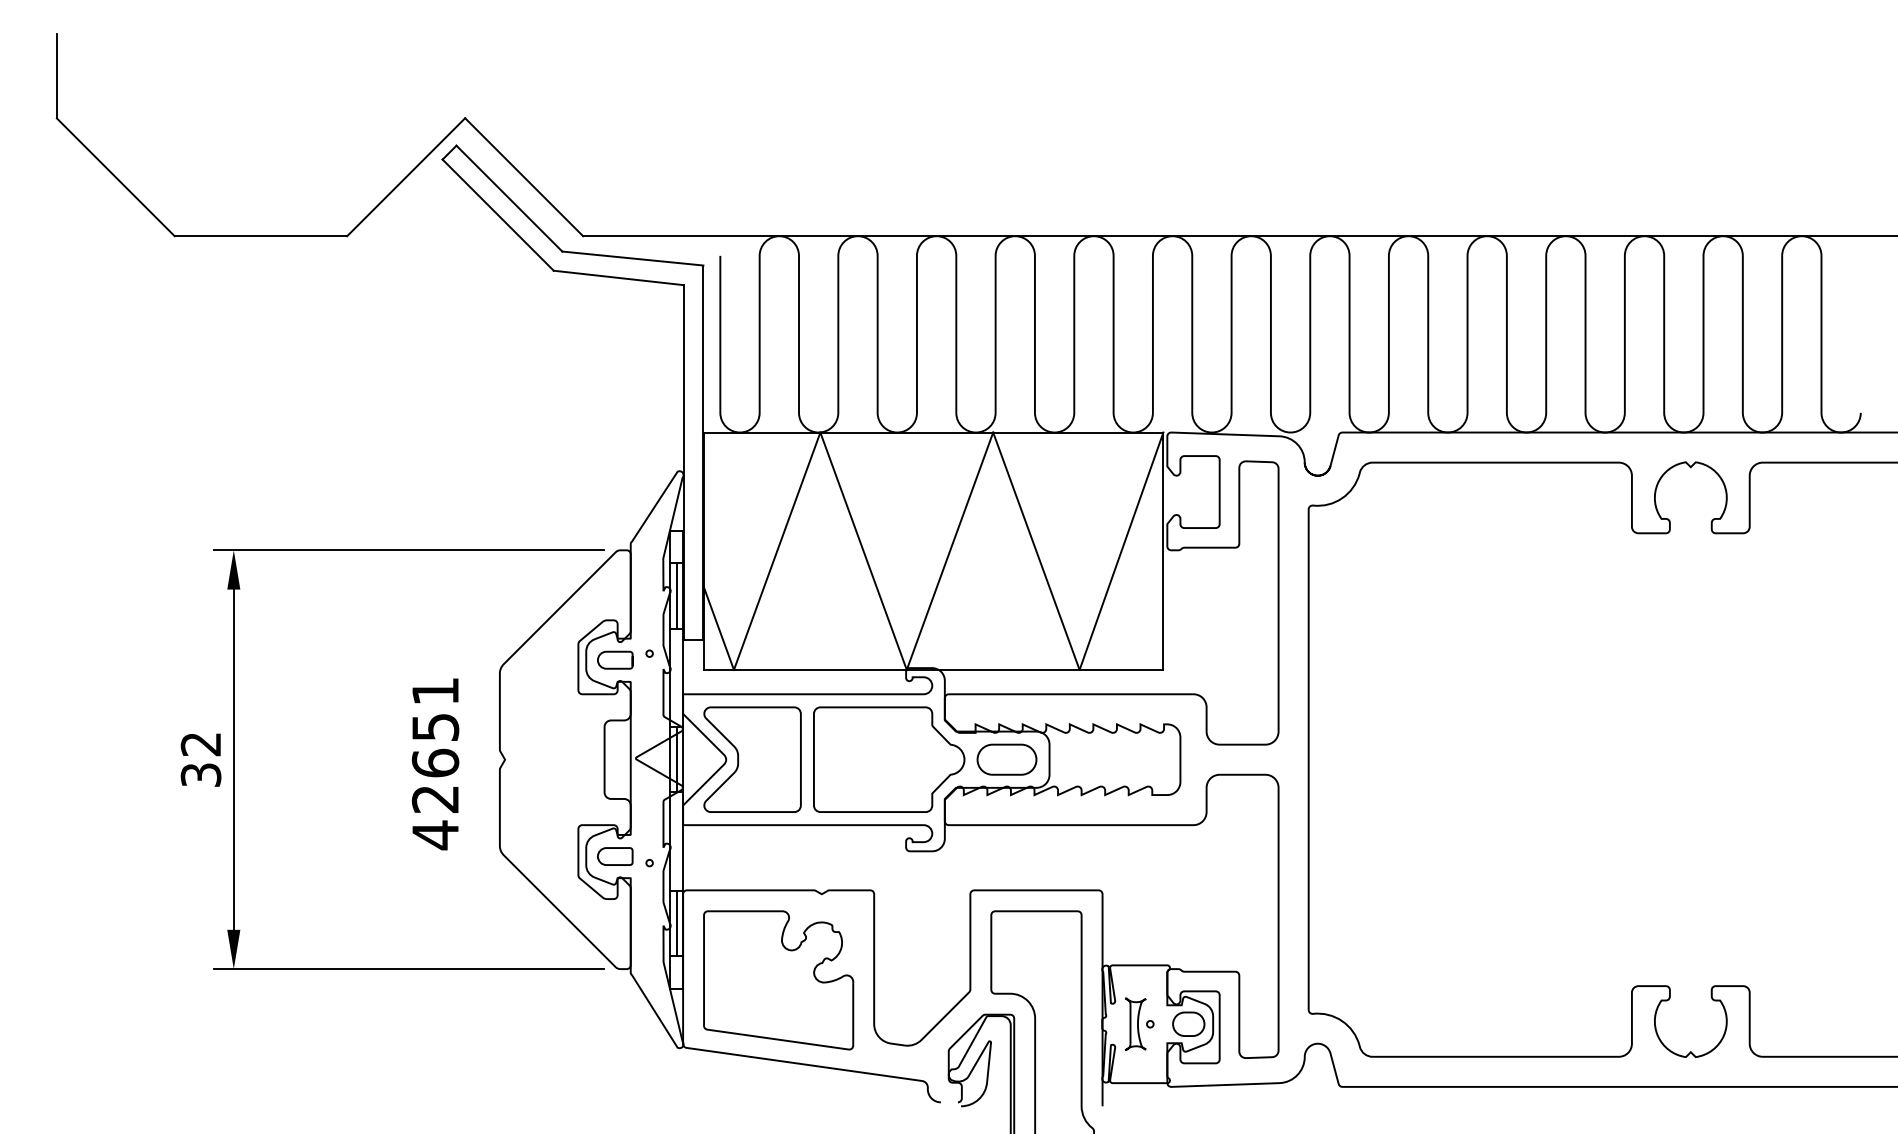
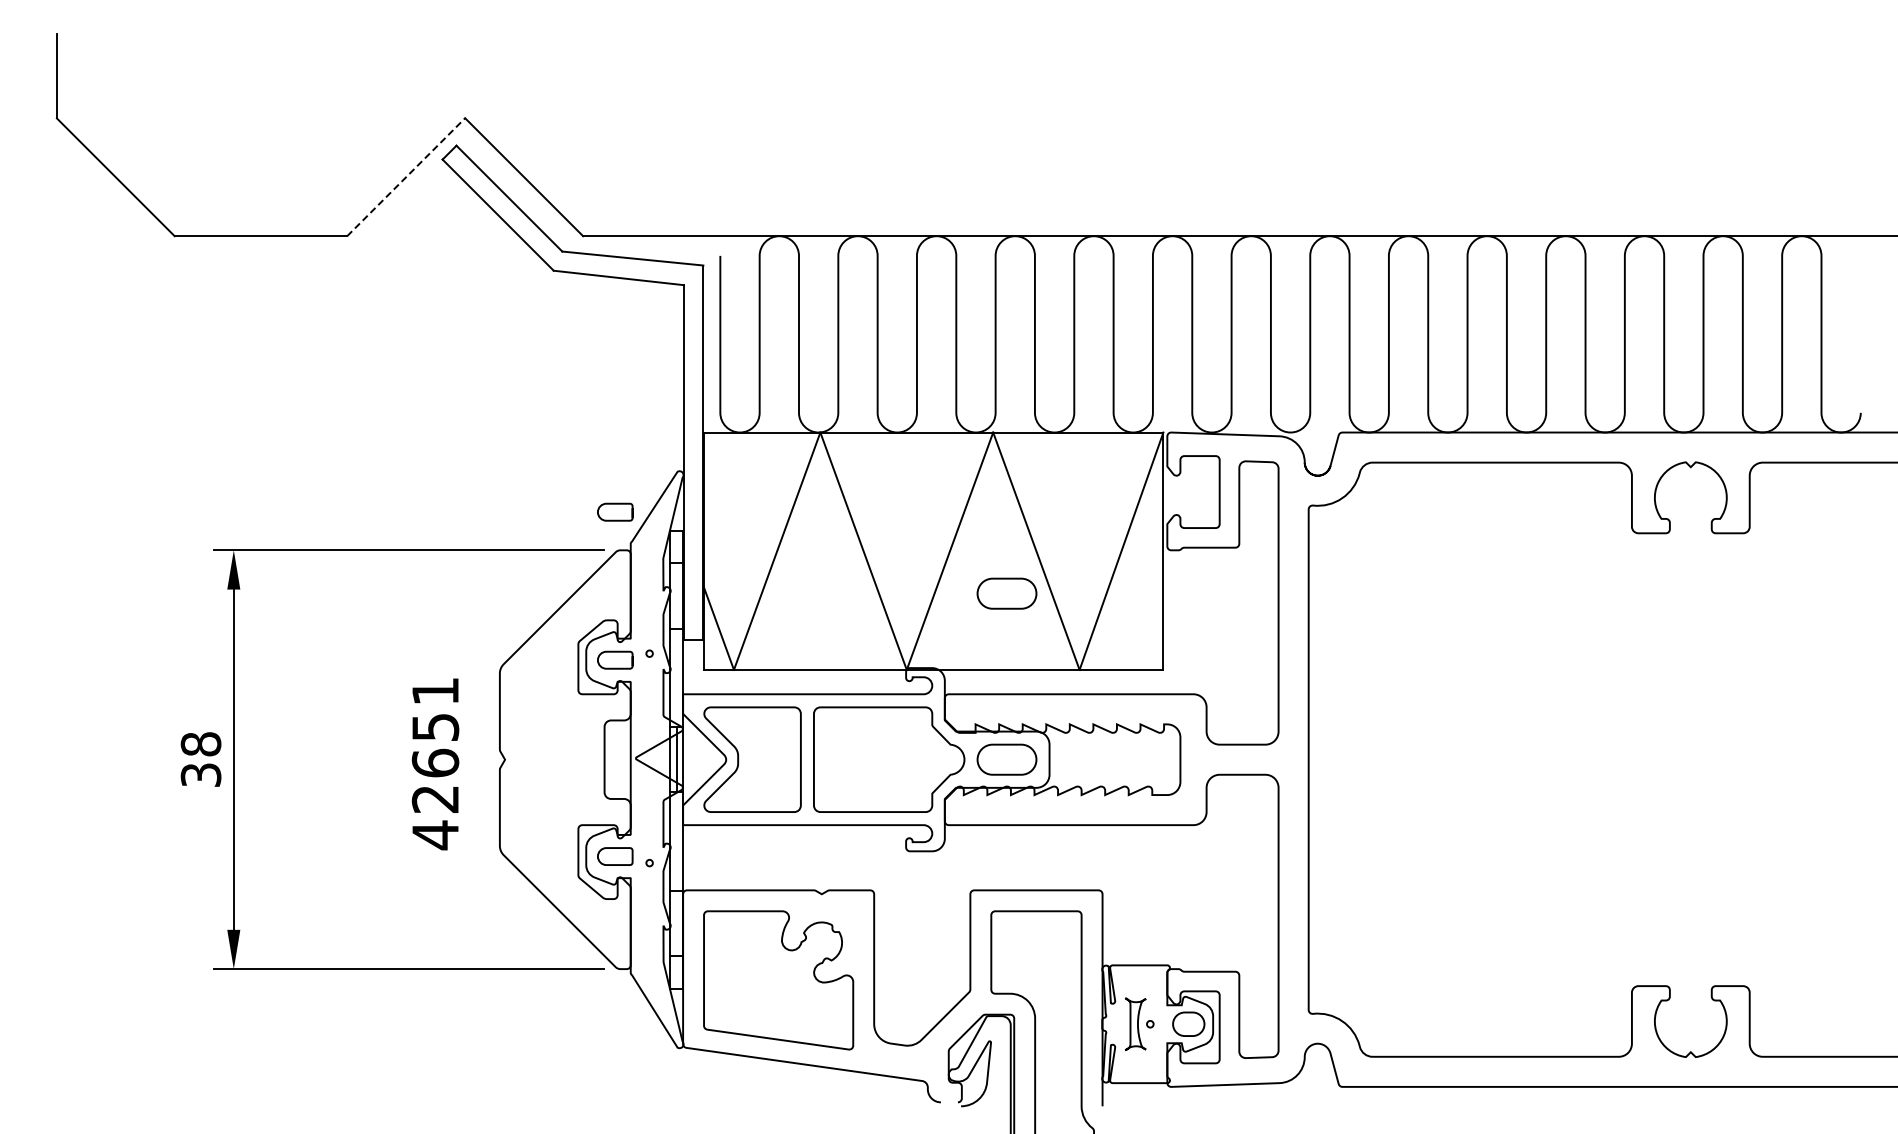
line: solid -> dashed (406, 176)
curve: none -> present (615, 504)
part: none -> present (1006, 593)
line: present -> none (676, 595)
text: 32 -> 38 (200, 744)
line: present -> none (676, 923)
